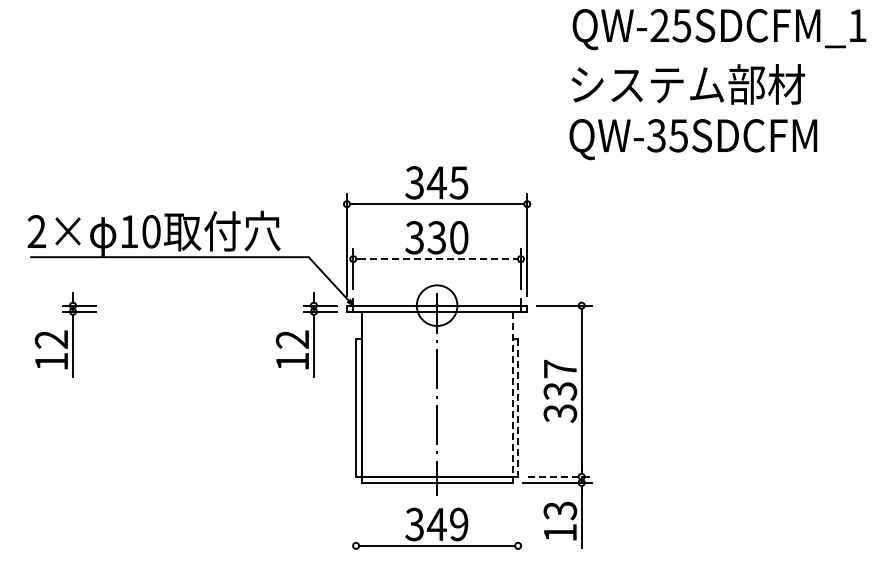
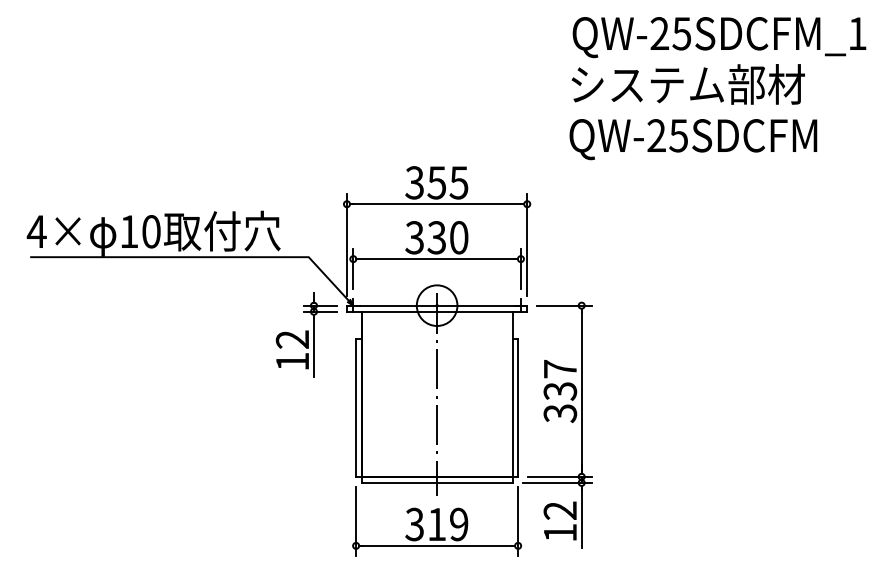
text position: (719, 29) -> (719, 37) (719, 37)
text: QW-35SDCFM -> QW-25SDCFM (656, 135)
text: 345 -> 355 (436, 182)
text: 2× -> 4× (36, 231)
line: dashed -> solid (437, 259)
part: present -> none (65, 334)
line: dashed -> solid (512, 397)
line: dashed -> solid (518, 408)
line: dashed -> solid (560, 476)
text: 13 -> 12 (560, 510)
line: none -> present (356, 521)
line: none -> present (518, 521)
text: 349 -> 319 (436, 524)
